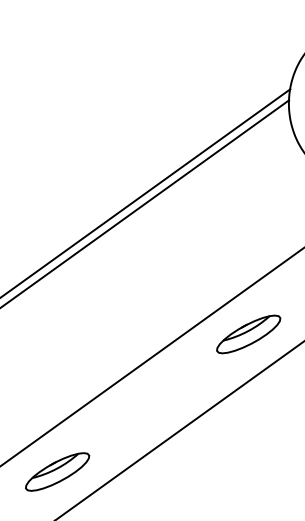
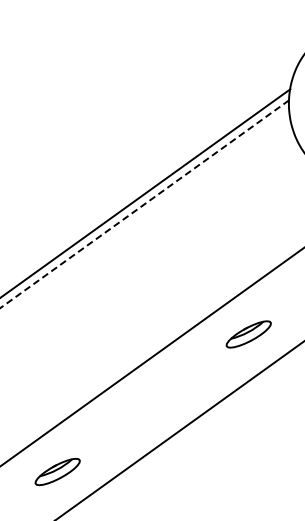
line: solid -> dashed (144, 204)
part size: 66x41 px -> 47x29 px (248, 334)
part size: 66x40 px -> 47x30 px (57, 471)
